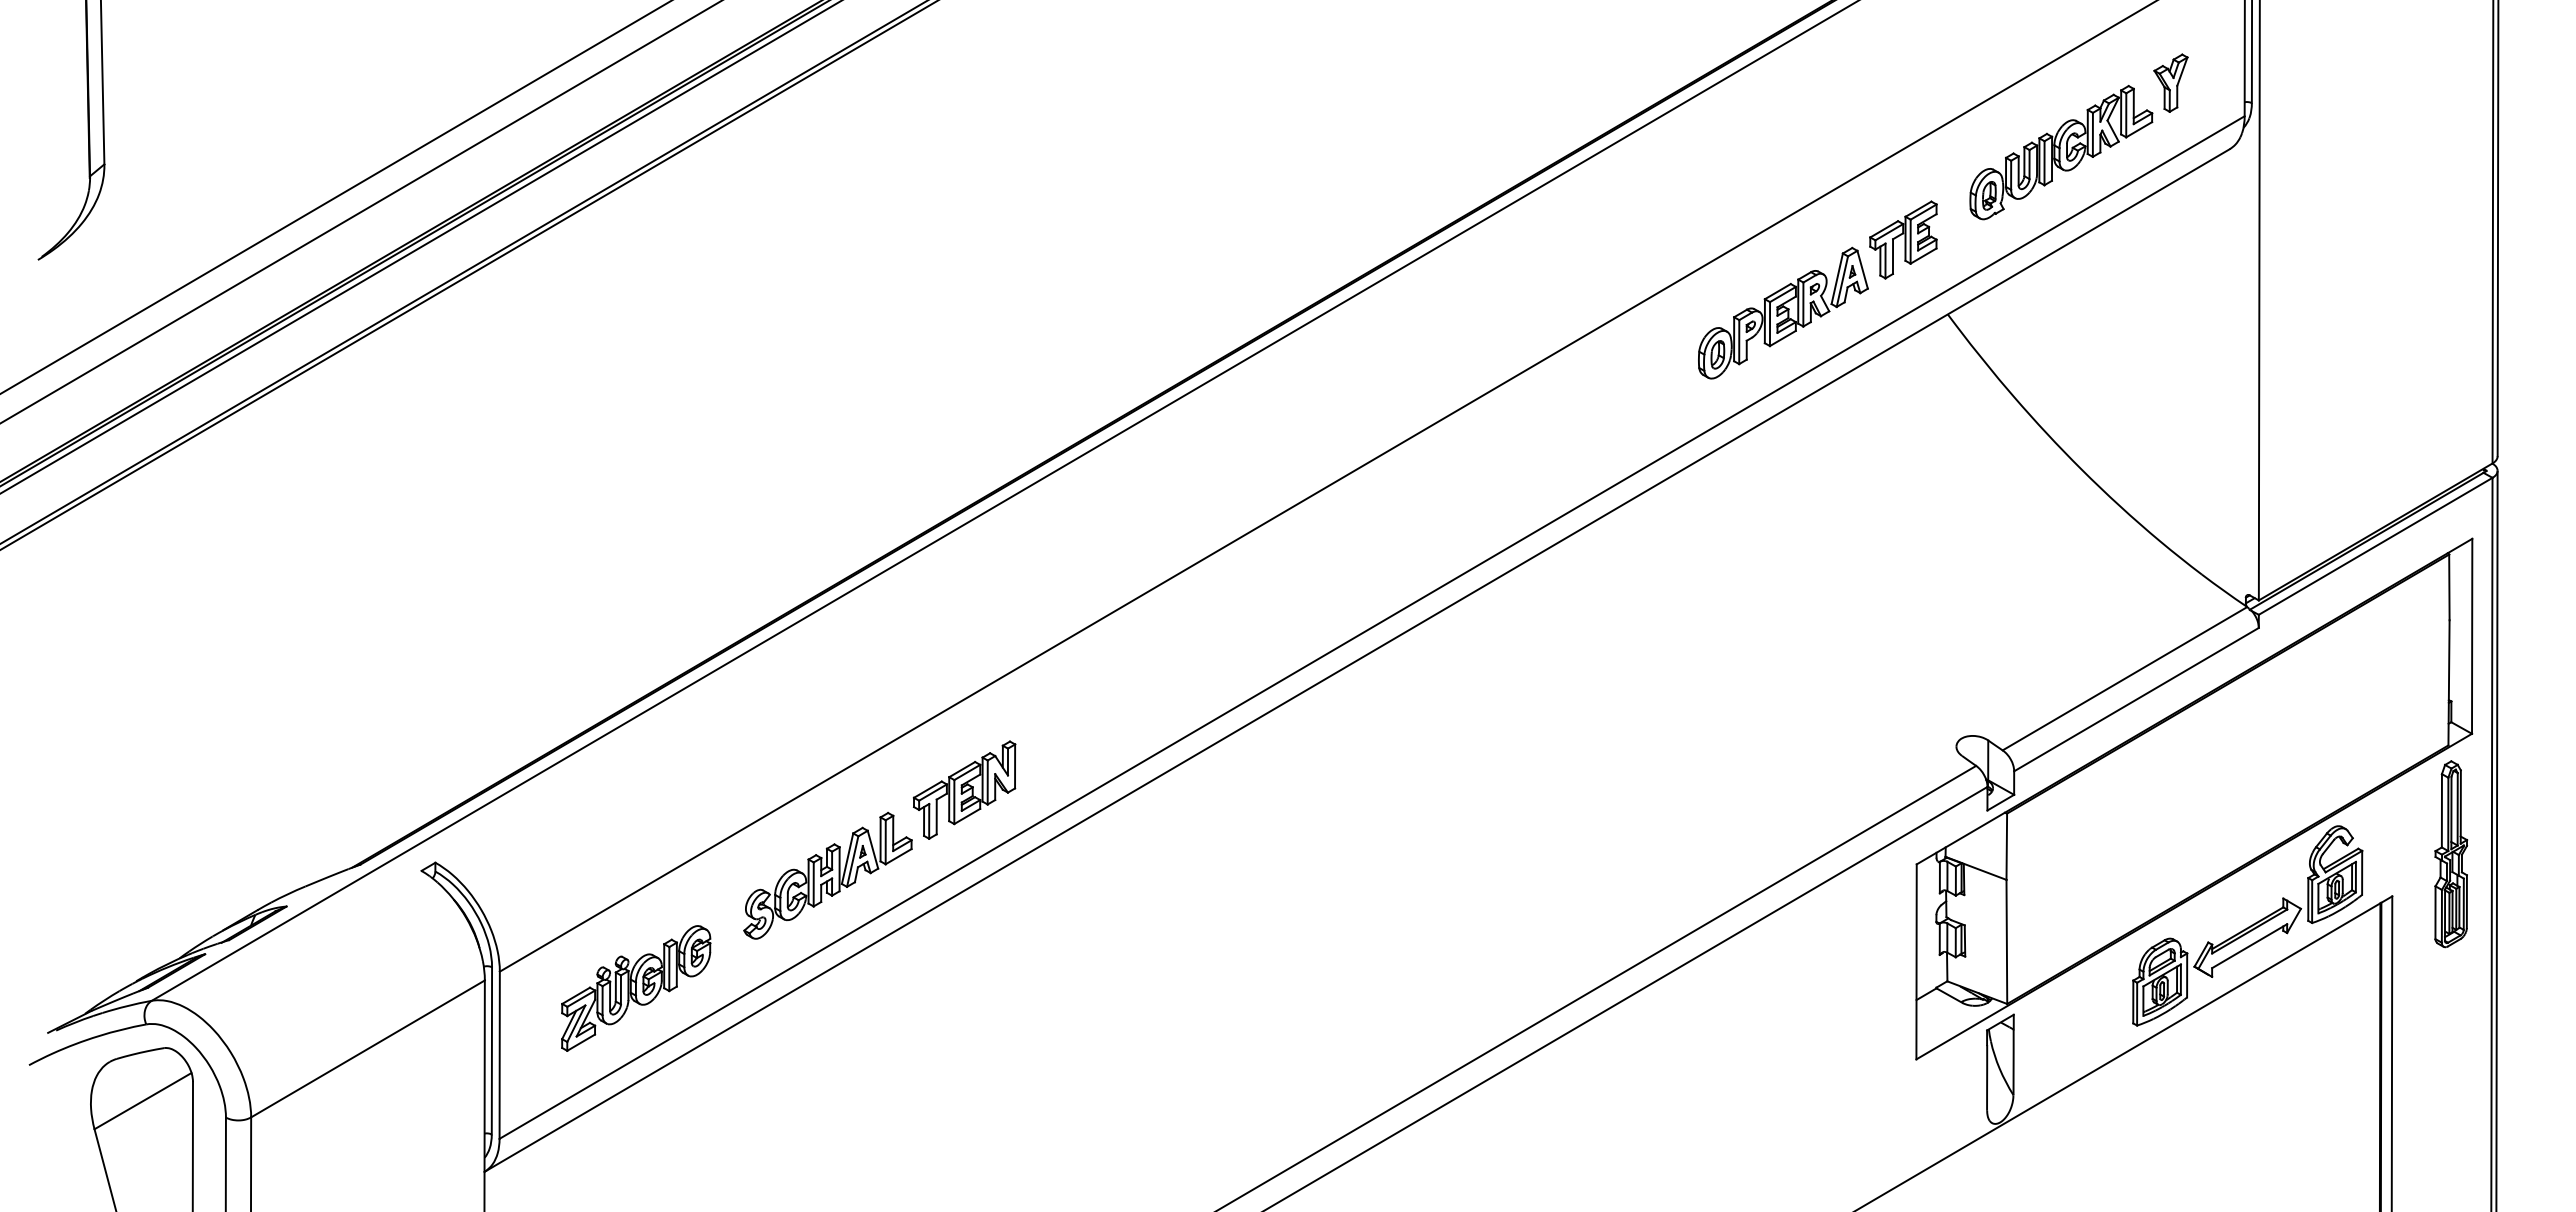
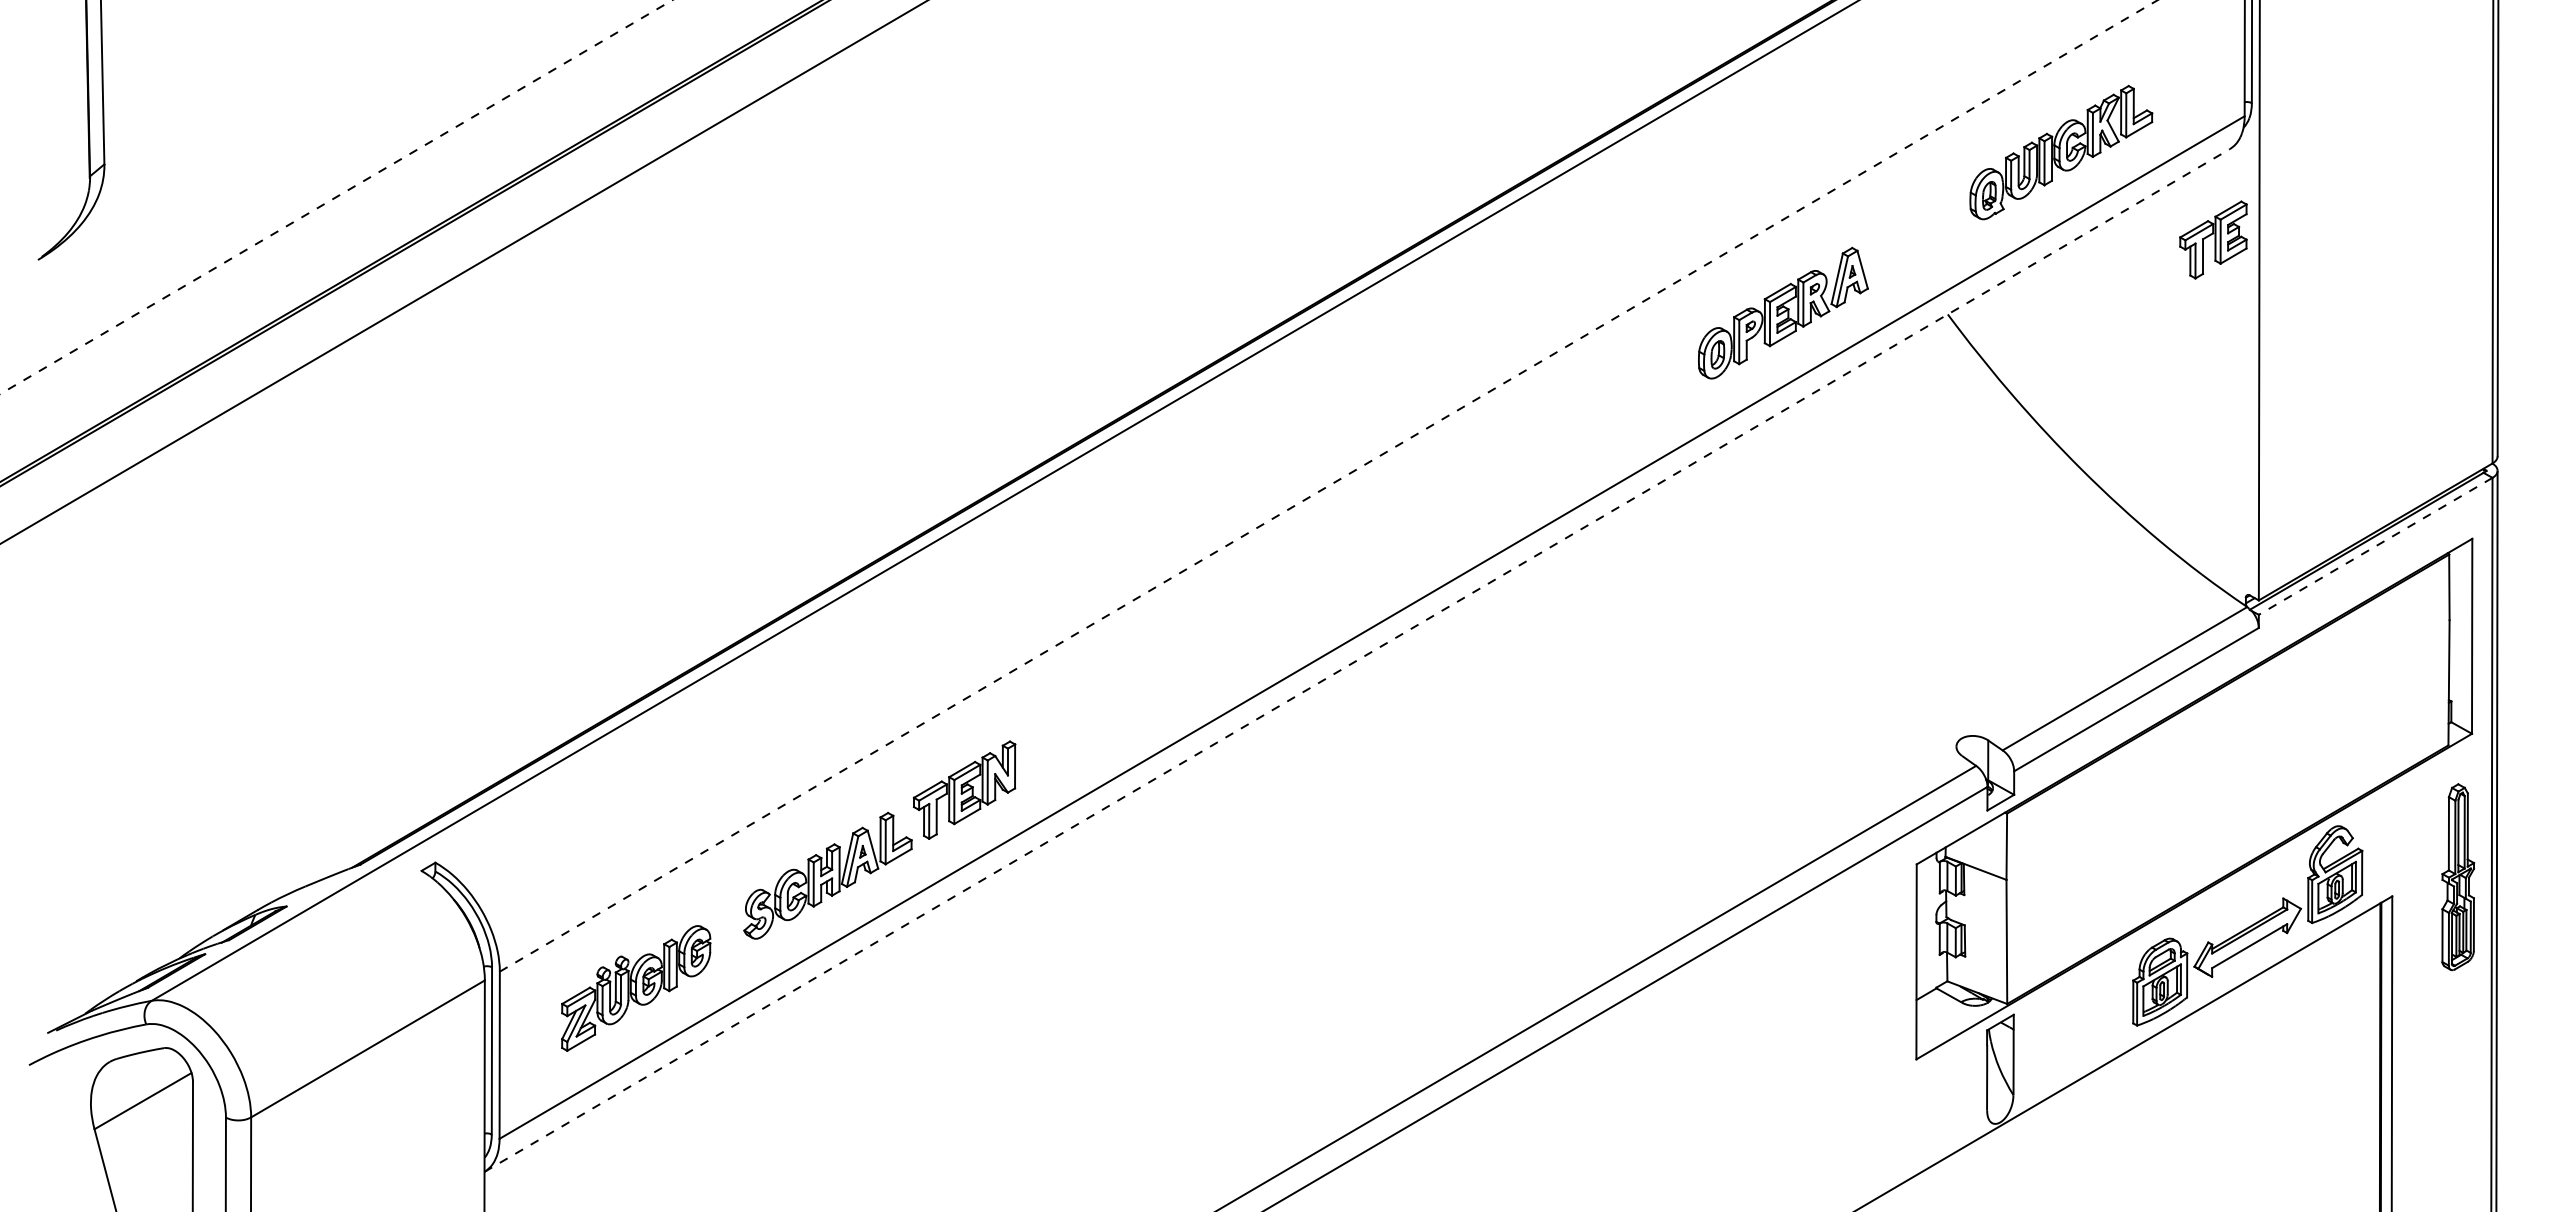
part: present -> none (2170, 82)
line: solid -> dashed (336, 197)
line: present -> none (360, 212)
part position: (1903, 239) -> (2213, 239) (2213, 239)
line: present -> none (420, 247)
line: present -> none (468, 275)
line: solid -> dashed (1328, 485)
line: solid -> dashed (2375, 546)
line: solid -> dashed (1357, 660)
part position: (2451, 854) -> (2458, 877) (2458, 877)
